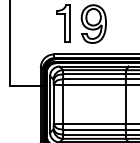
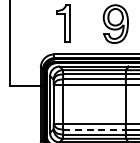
part position: (93, 23) -> (115, 23) (115, 23)
line: solid -> dashed (95, 129)
